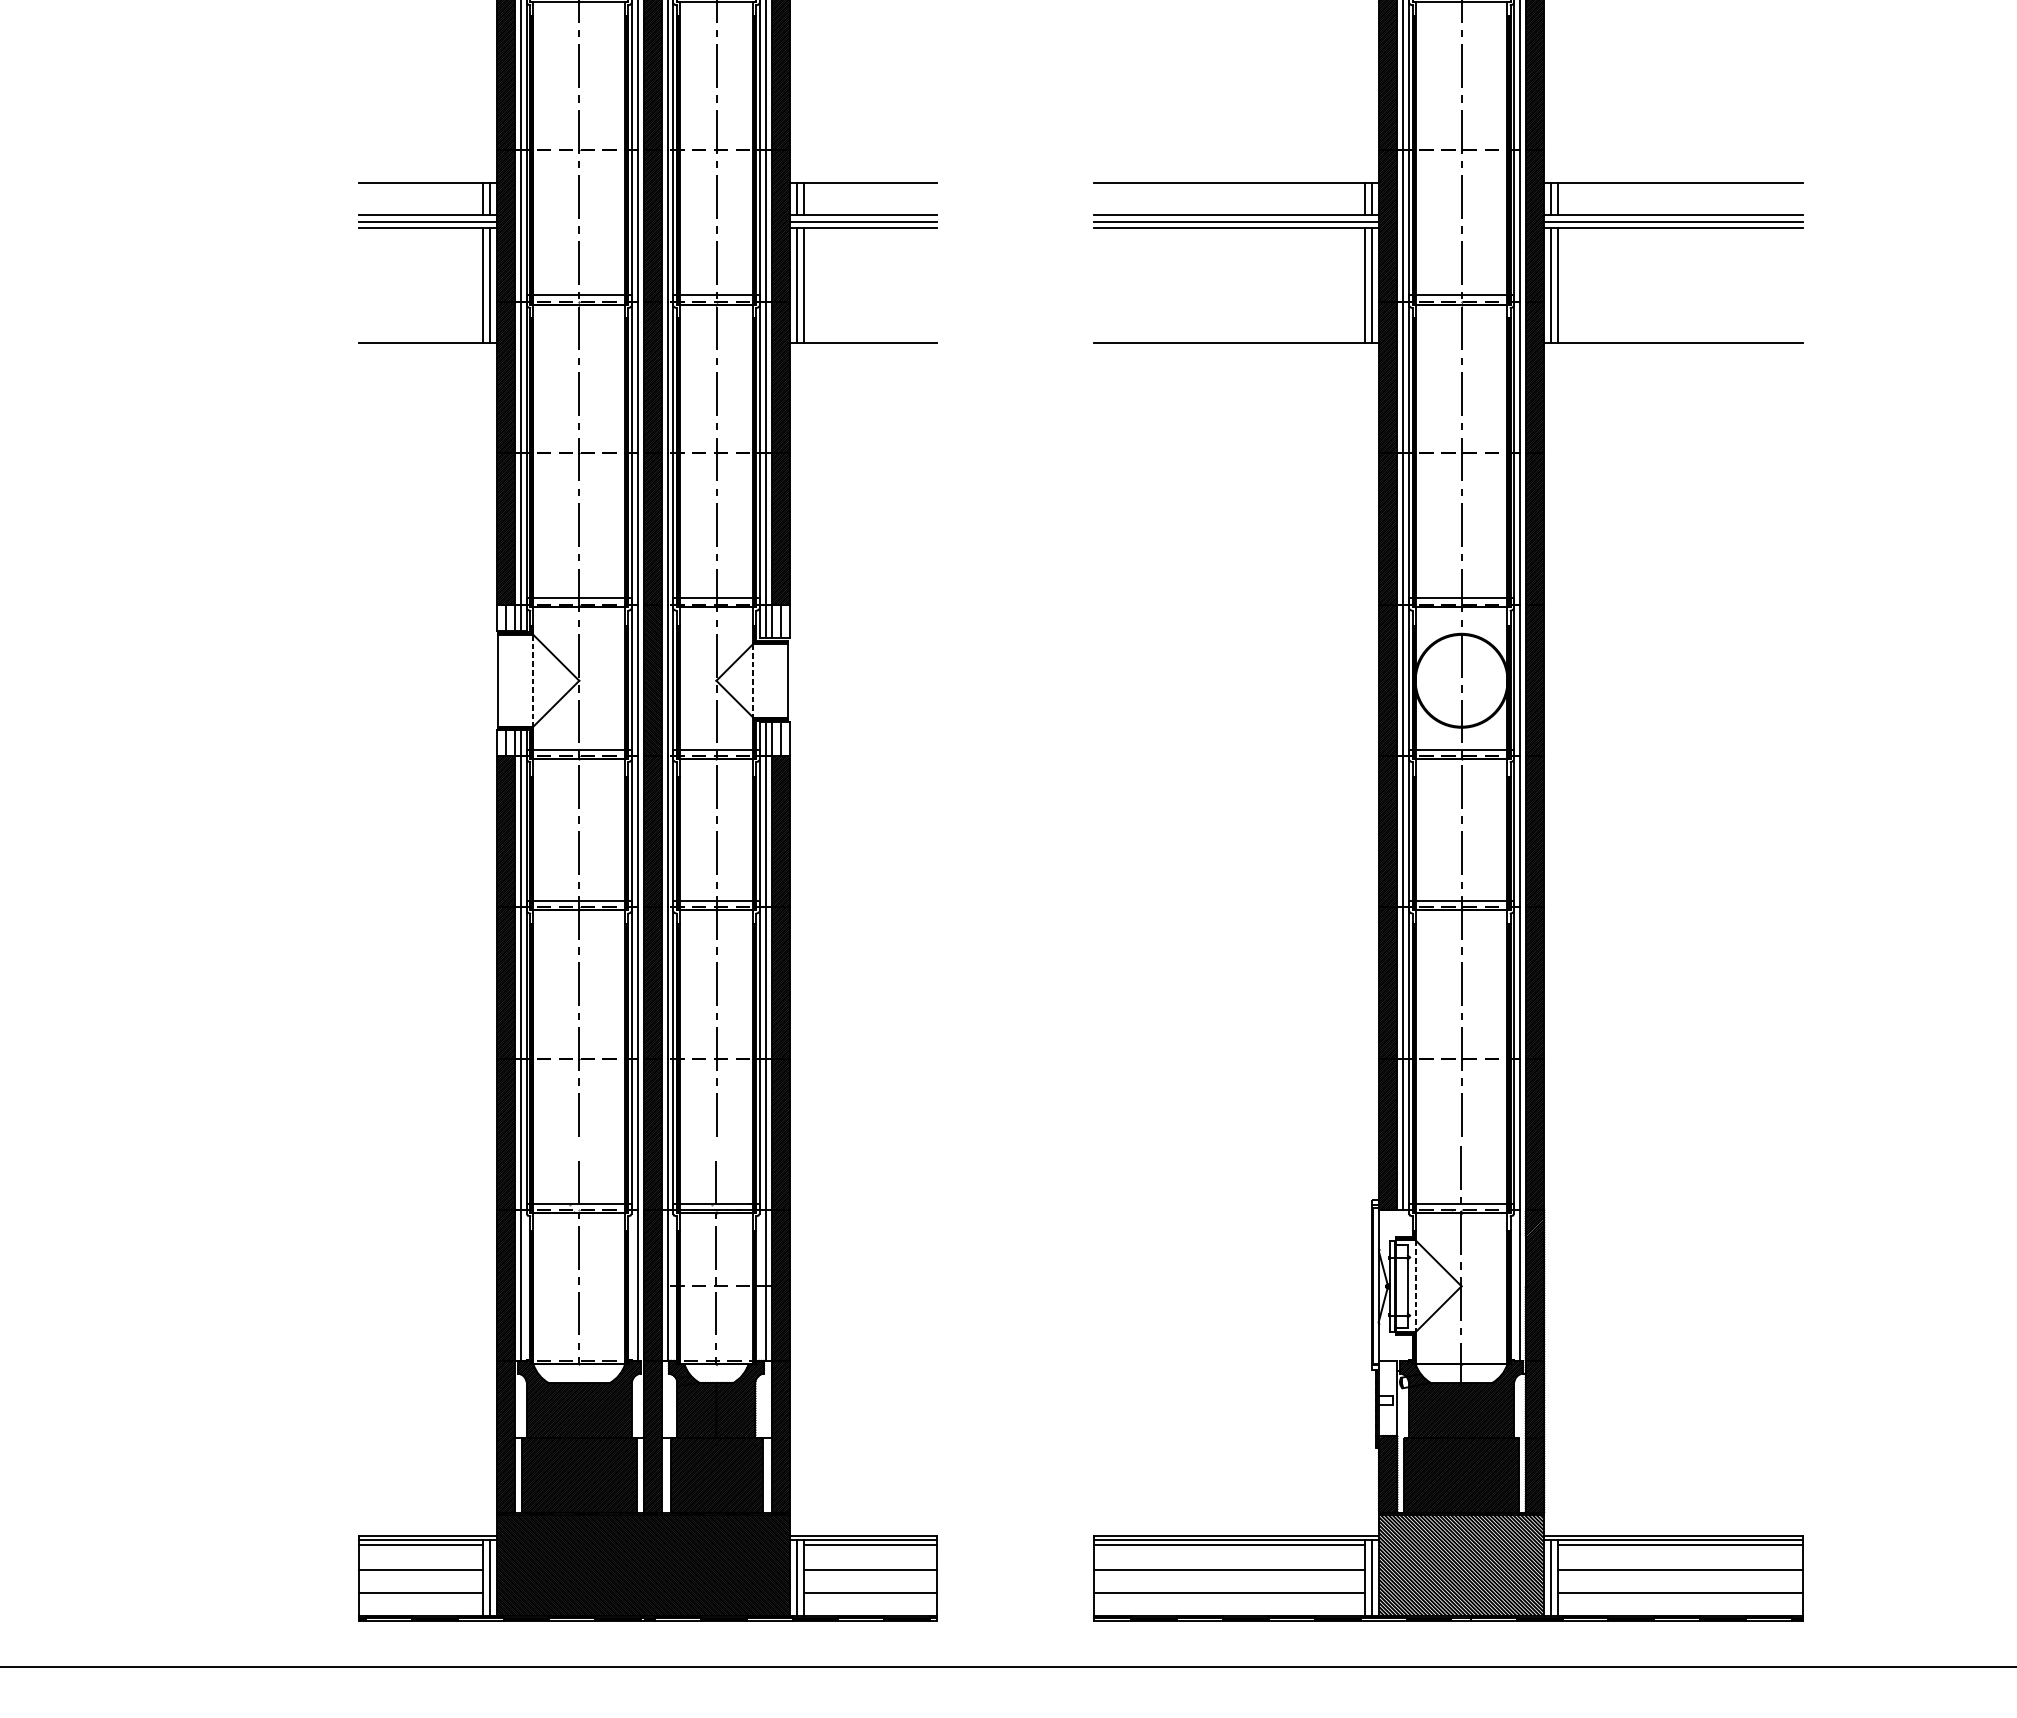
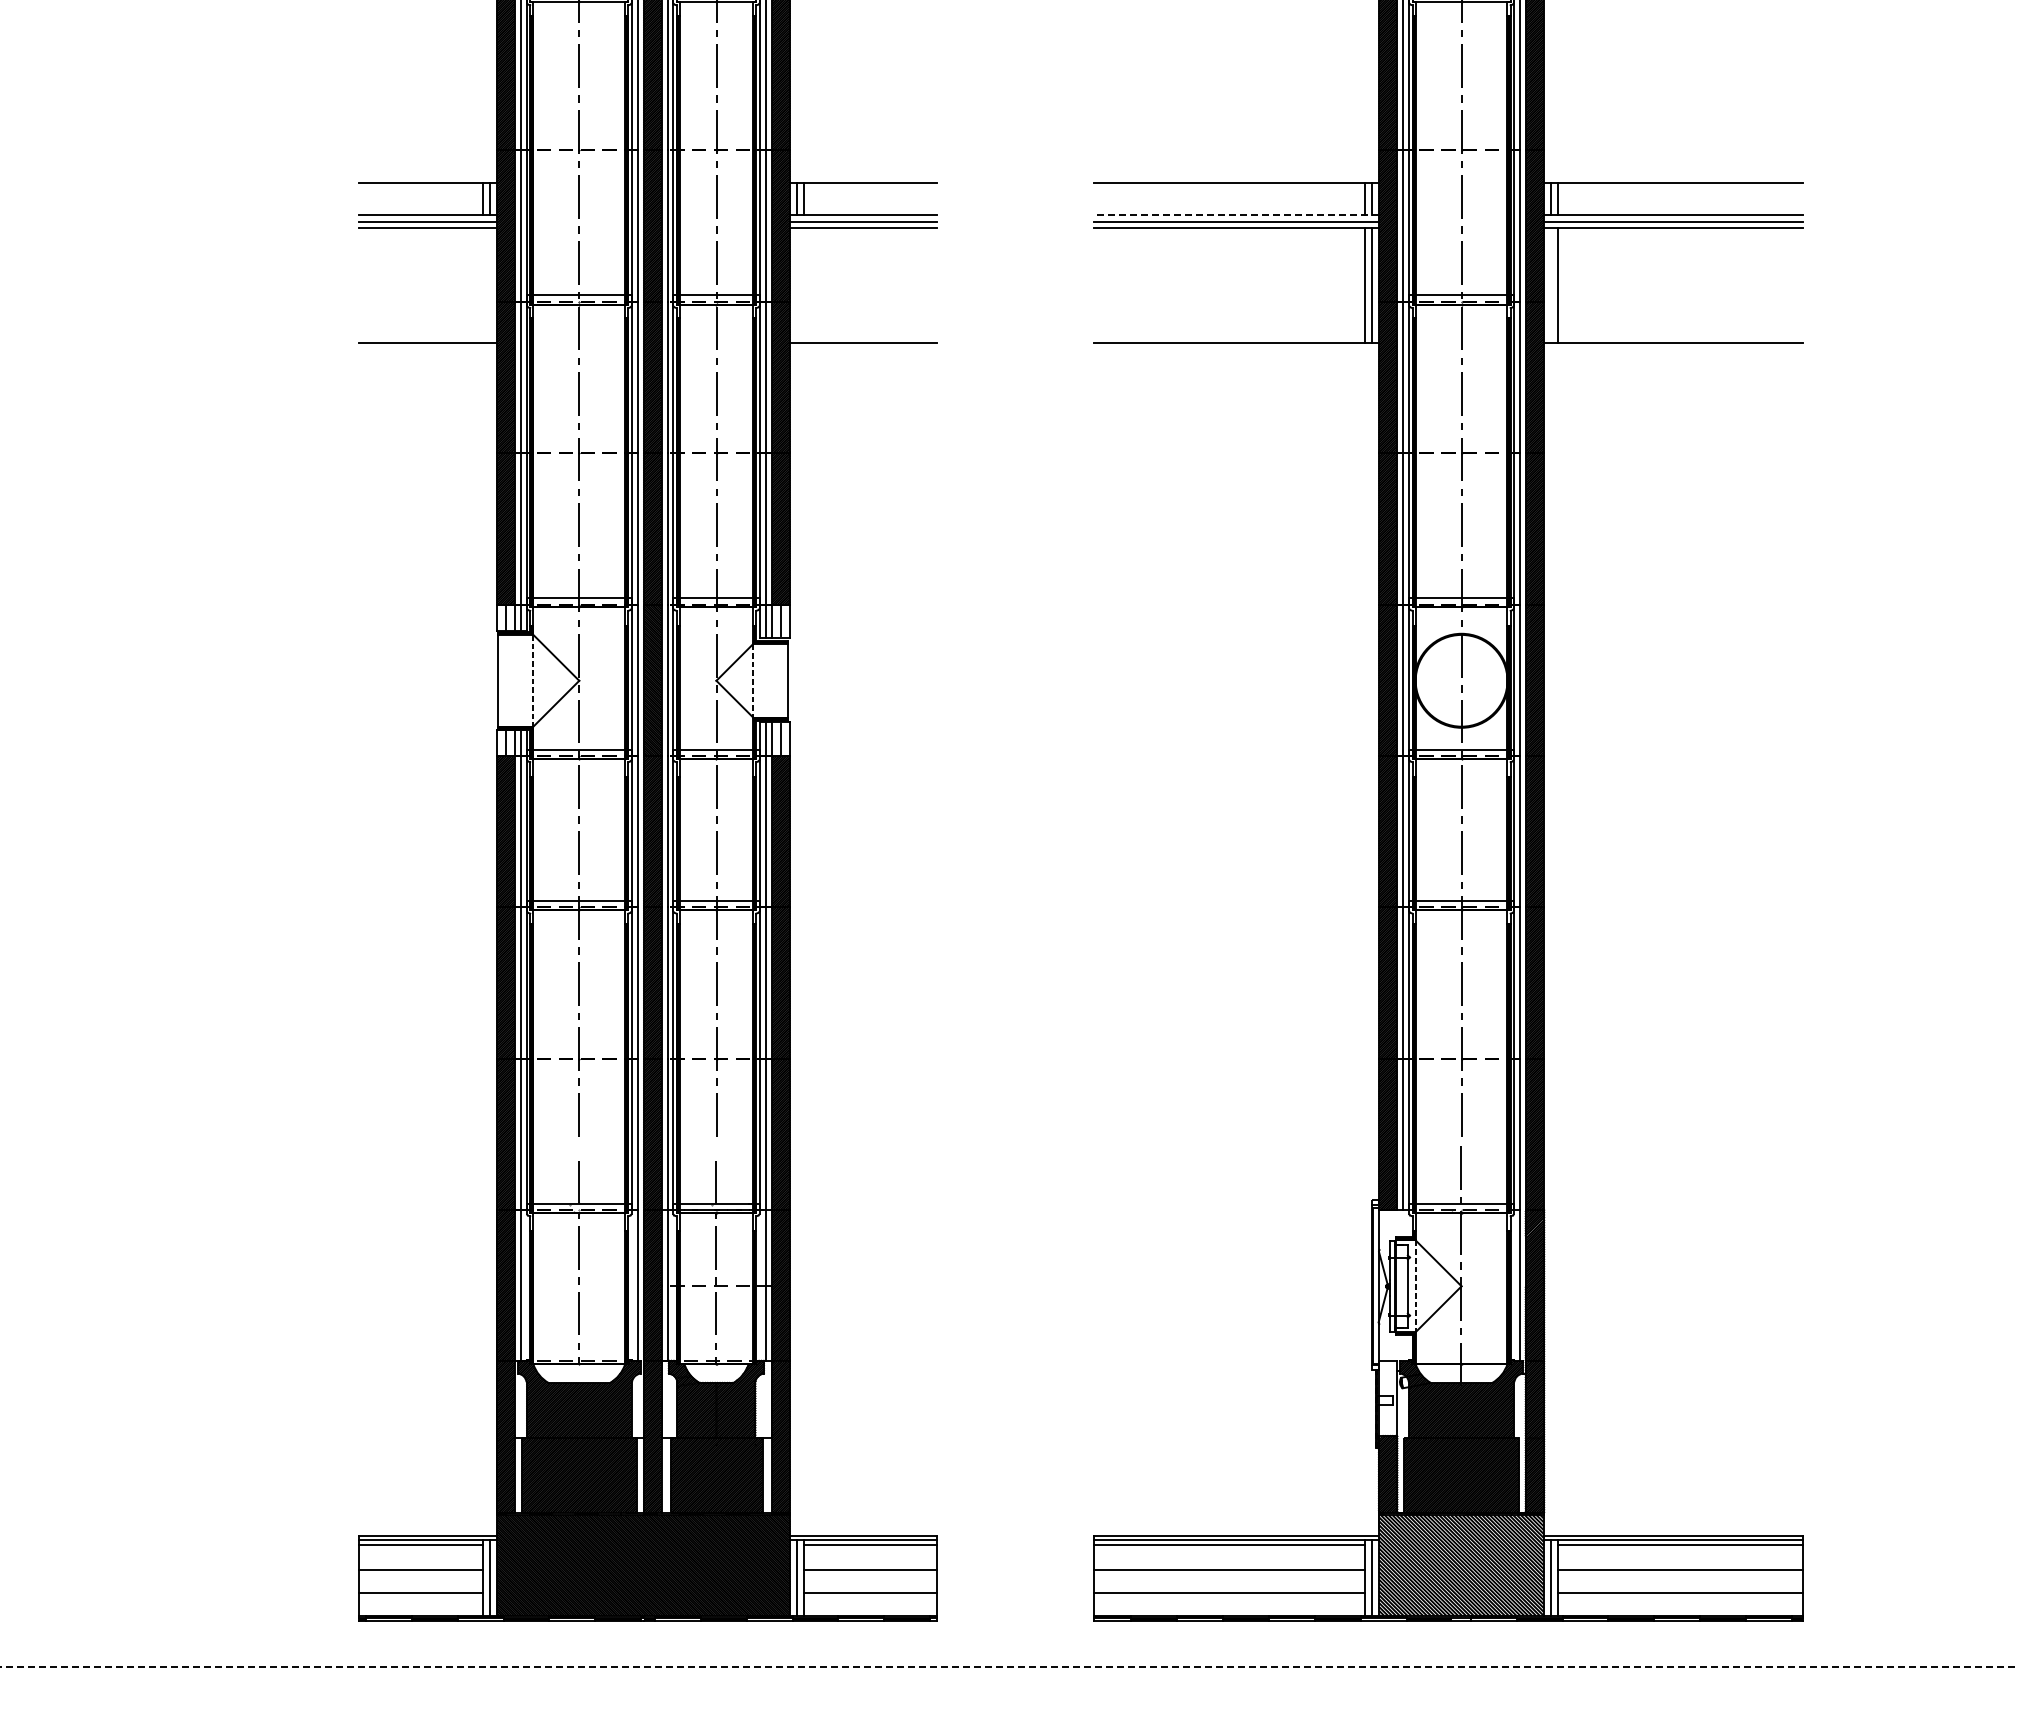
line: solid -> dashed (1236, 214)
line: present -> none (482, 285)
line: present -> none (489, 285)
line: present -> none (796, 285)
line: present -> none (803, 285)
line: present -> none (1551, 285)
line: solid -> dashed (1008, 1666)
